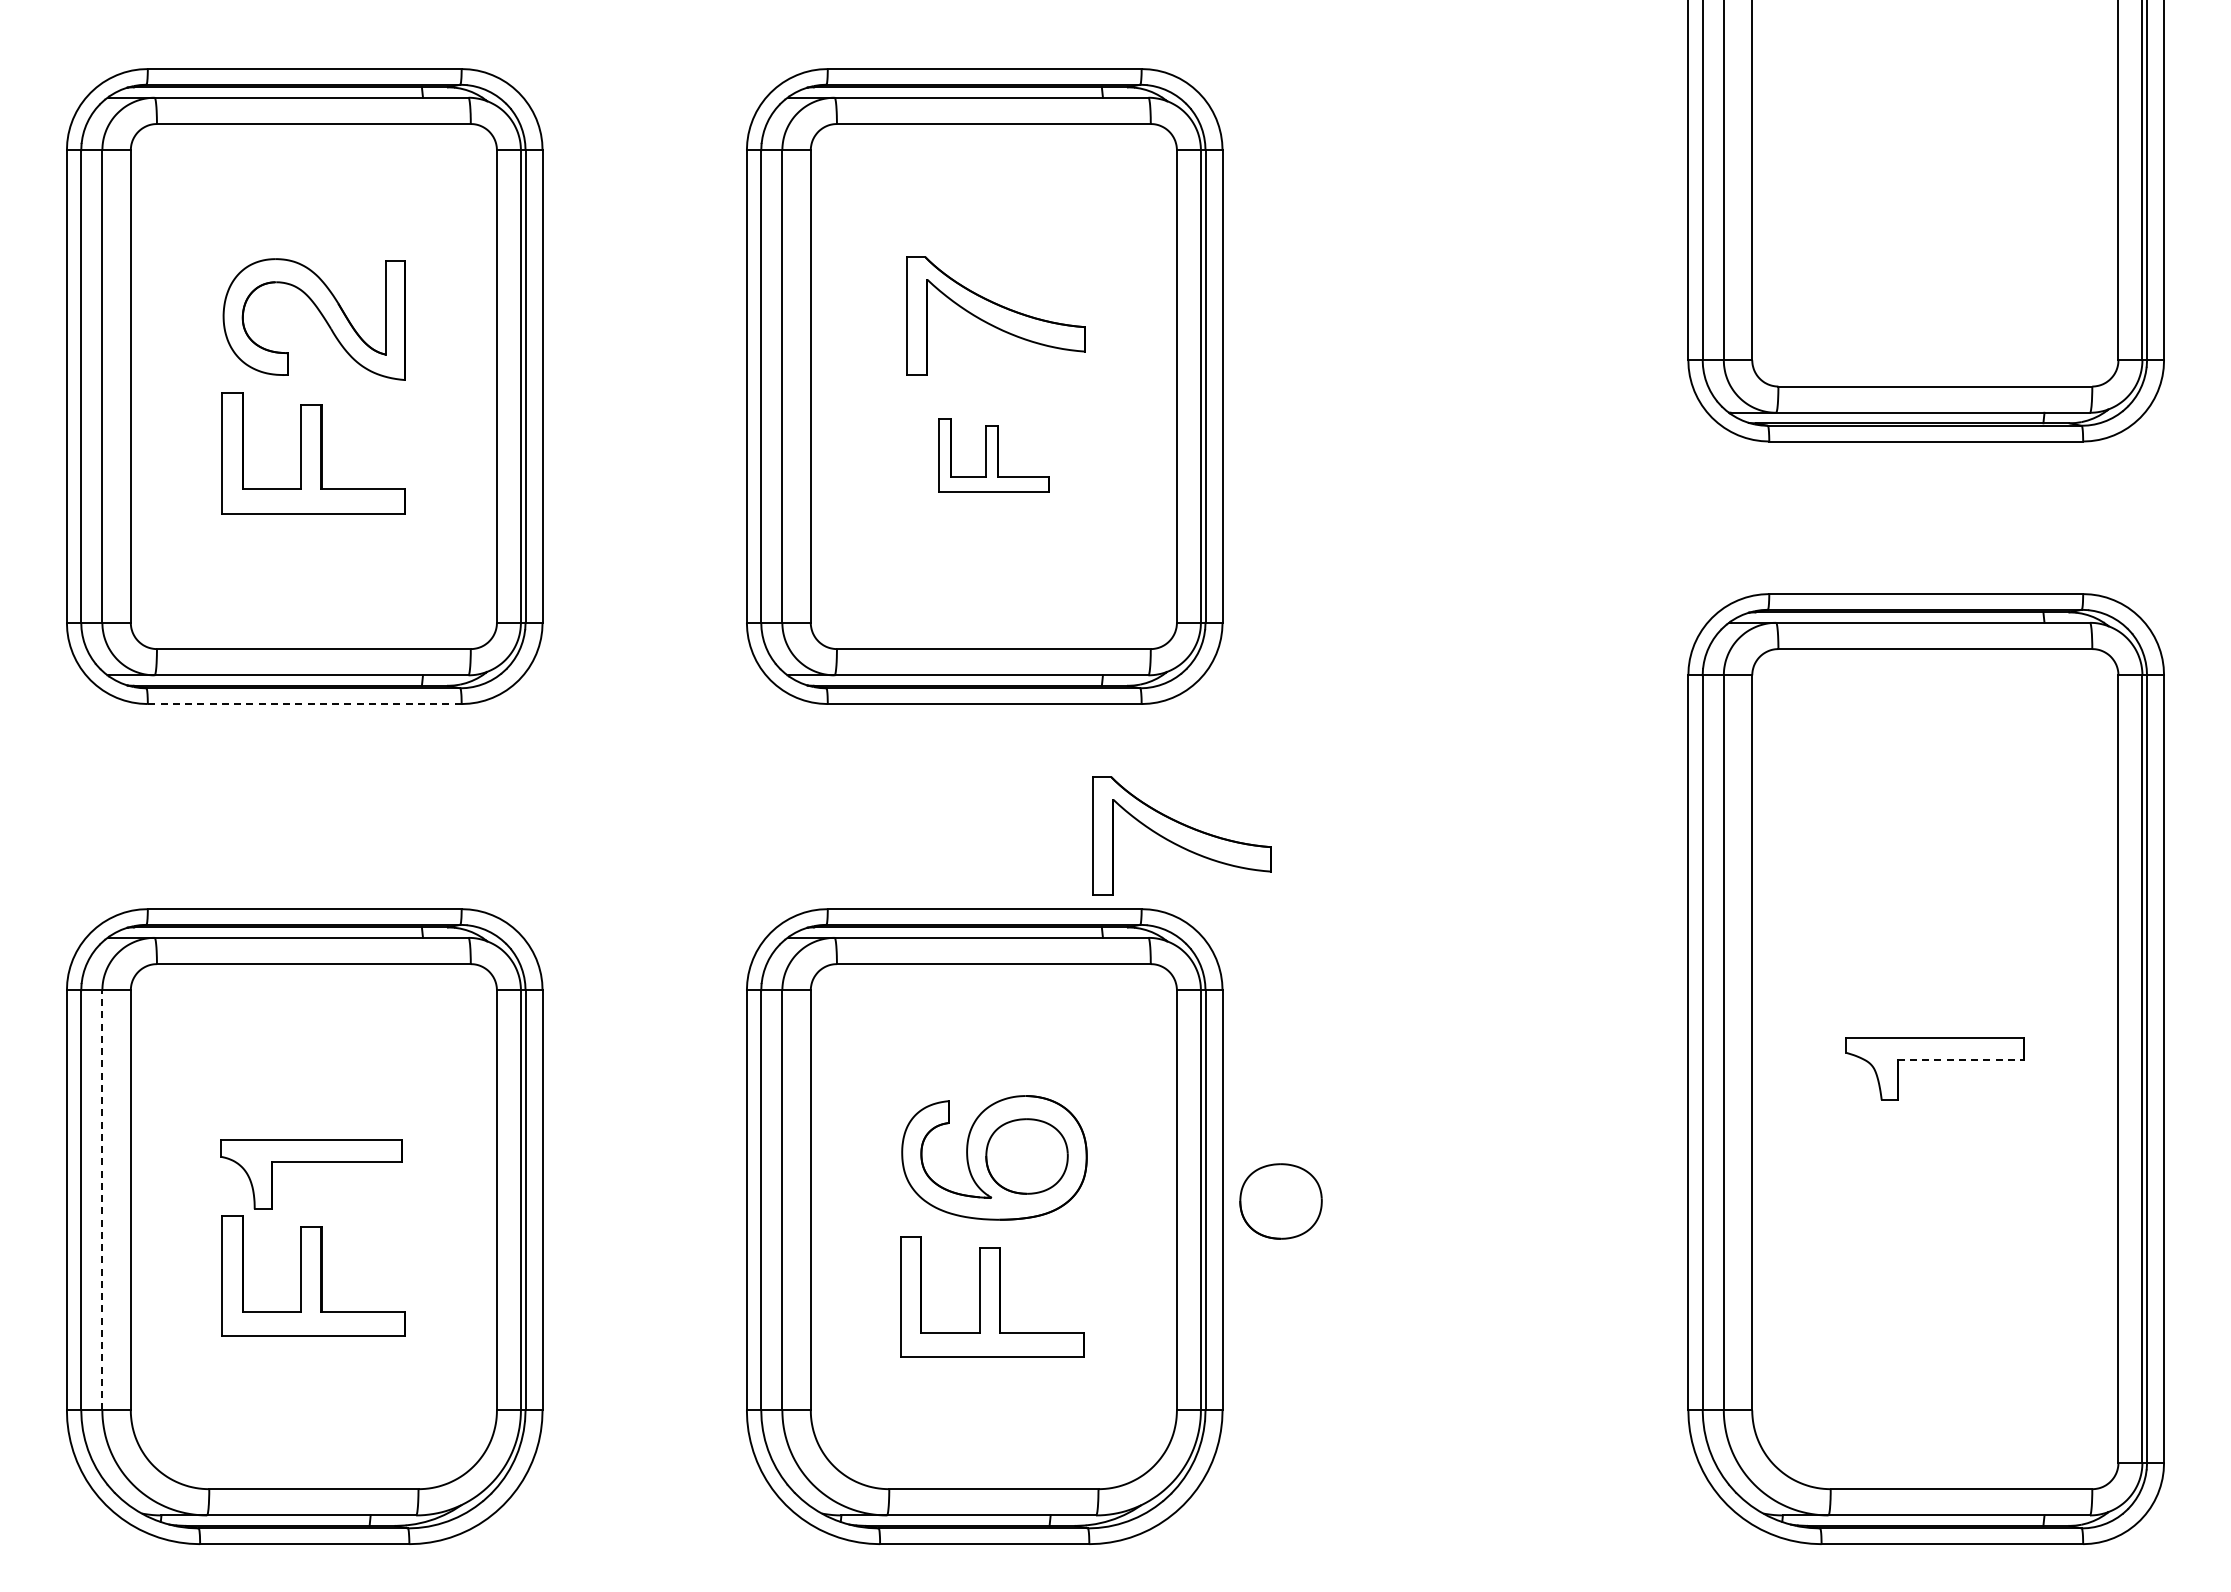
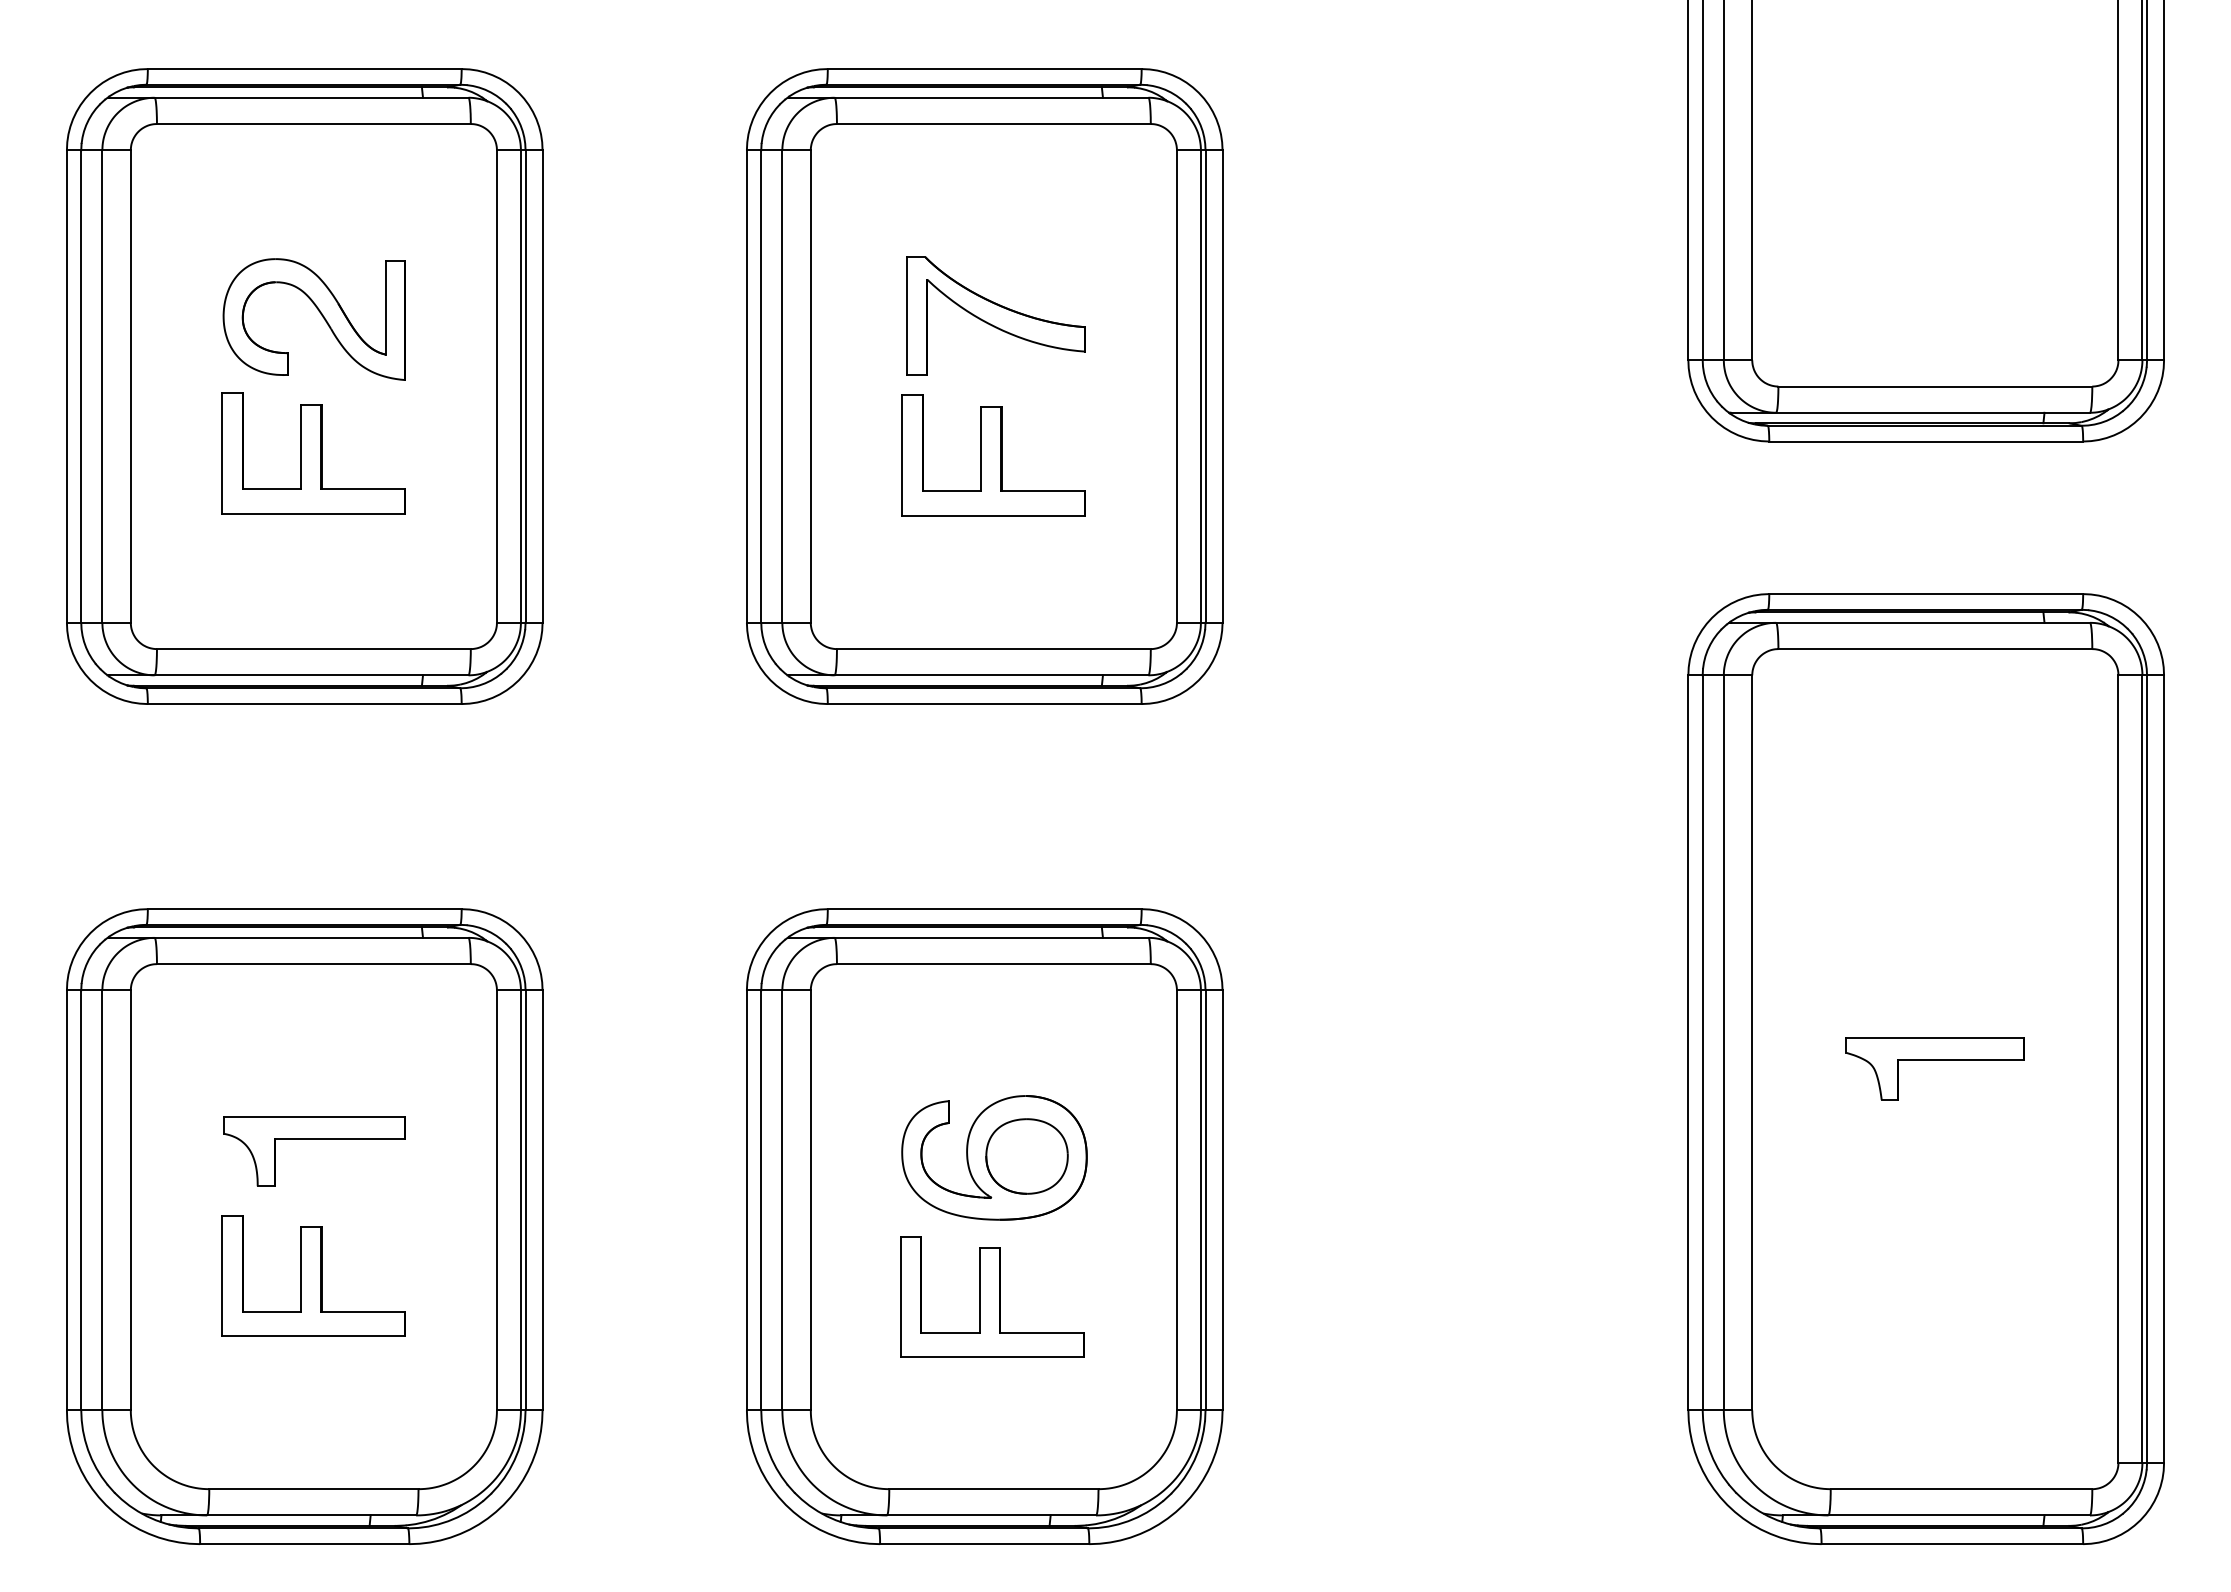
part size: 112x75 px -> 185x123 px (993, 455)
line: dashed -> solid (304, 704)
part: present -> none (1181, 835)
line: dashed -> solid (1961, 1060)
part position: (311, 1162) -> (314, 1139) (314, 1139)
line: dashed -> solid (102, 1199)
part: present -> none (1280, 1201)
